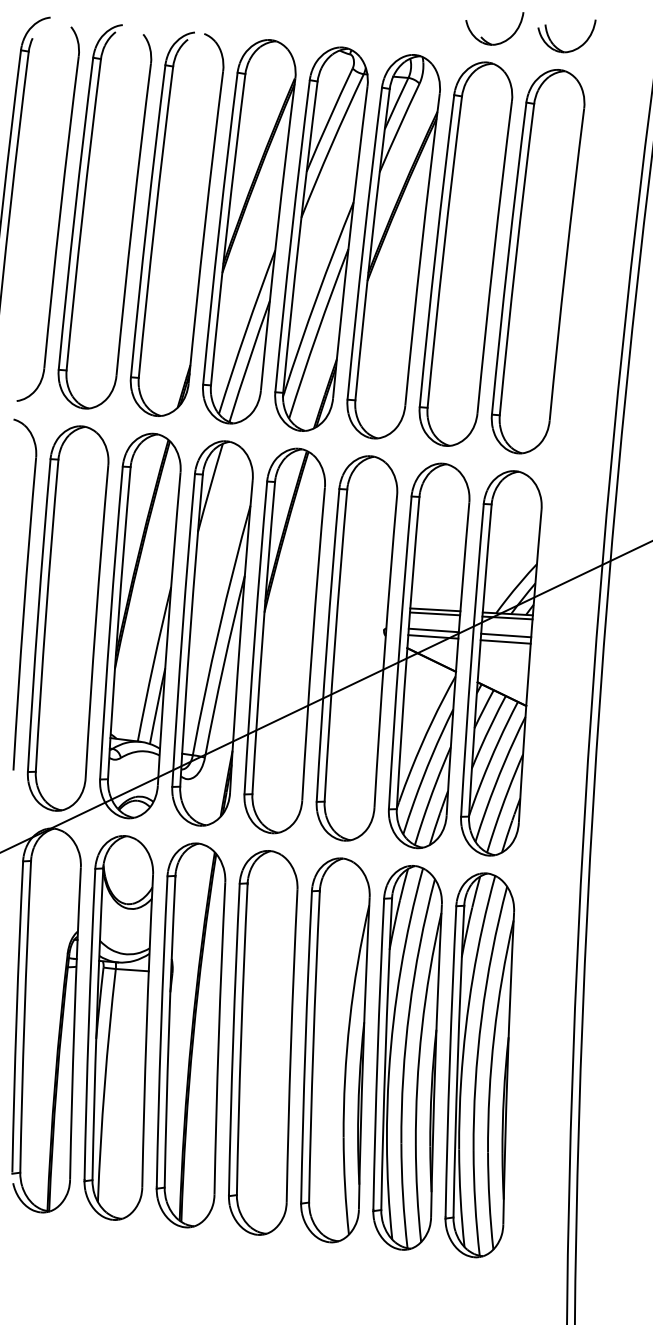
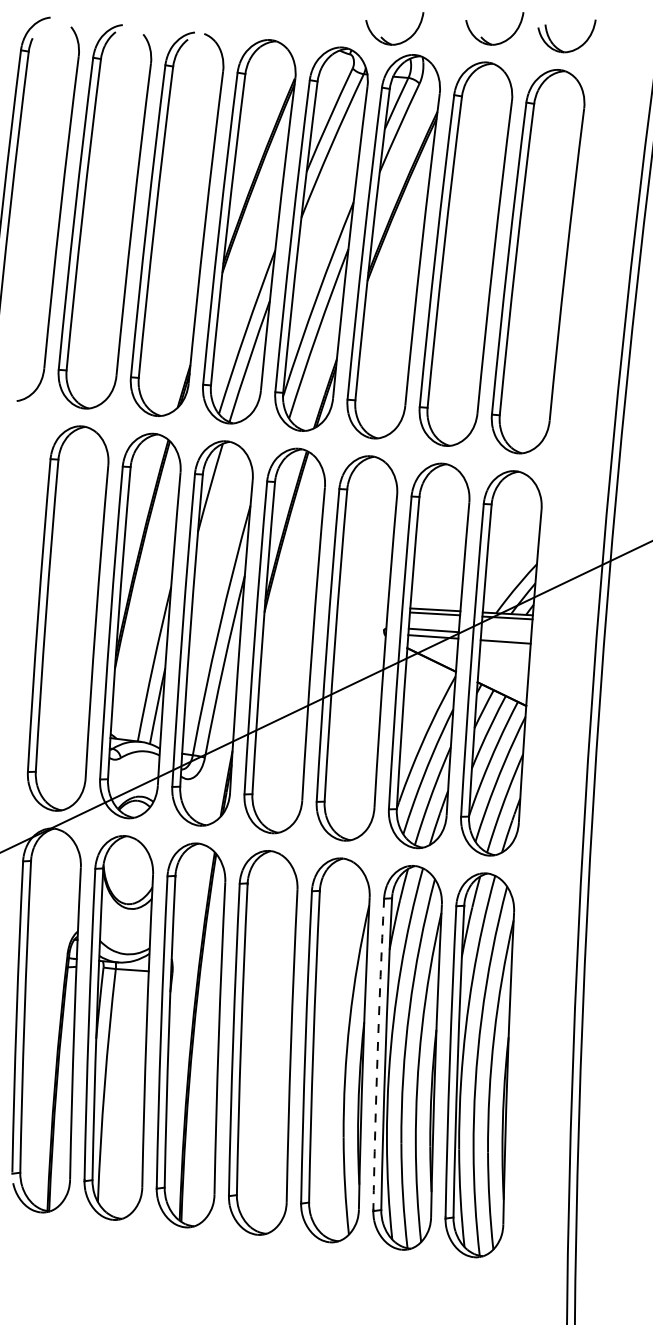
part: none -> present (386, 40)
part: present -> none (24, 594)
line: present -> none (506, 635)
arc: solid -> dashed (377, 1054)
